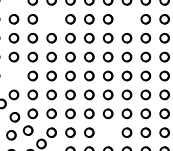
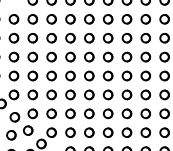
part: none -> present (51, 19)
part: none -> present (126, 19)
part: none -> present (13, 75)
part: none -> present (108, 132)
